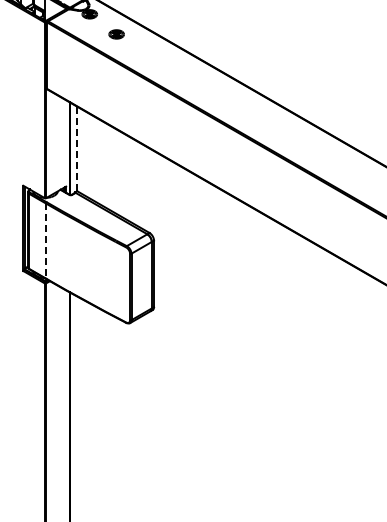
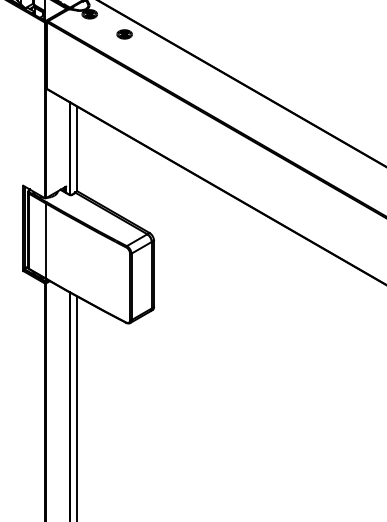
part position: (116, 34) -> (124, 34) (124, 34)
line: dashed -> solid (77, 149)
line: dashed -> solid (45, 241)
line: none -> present (77, 407)
